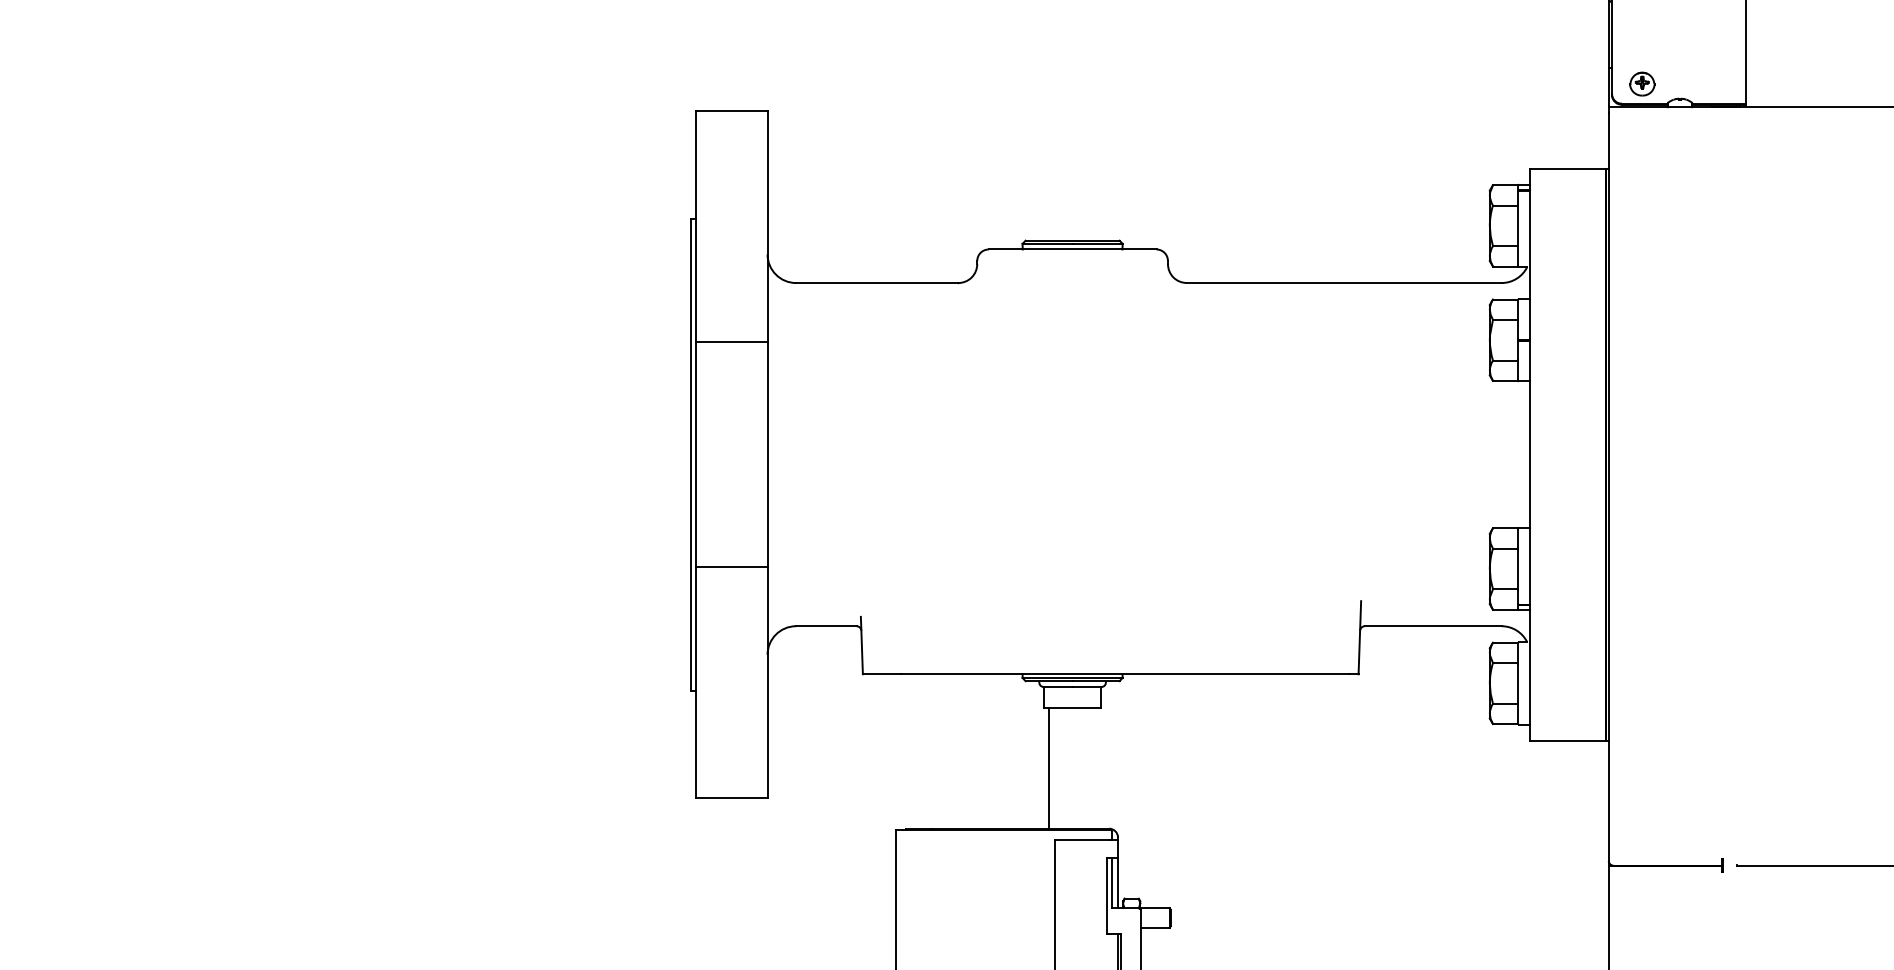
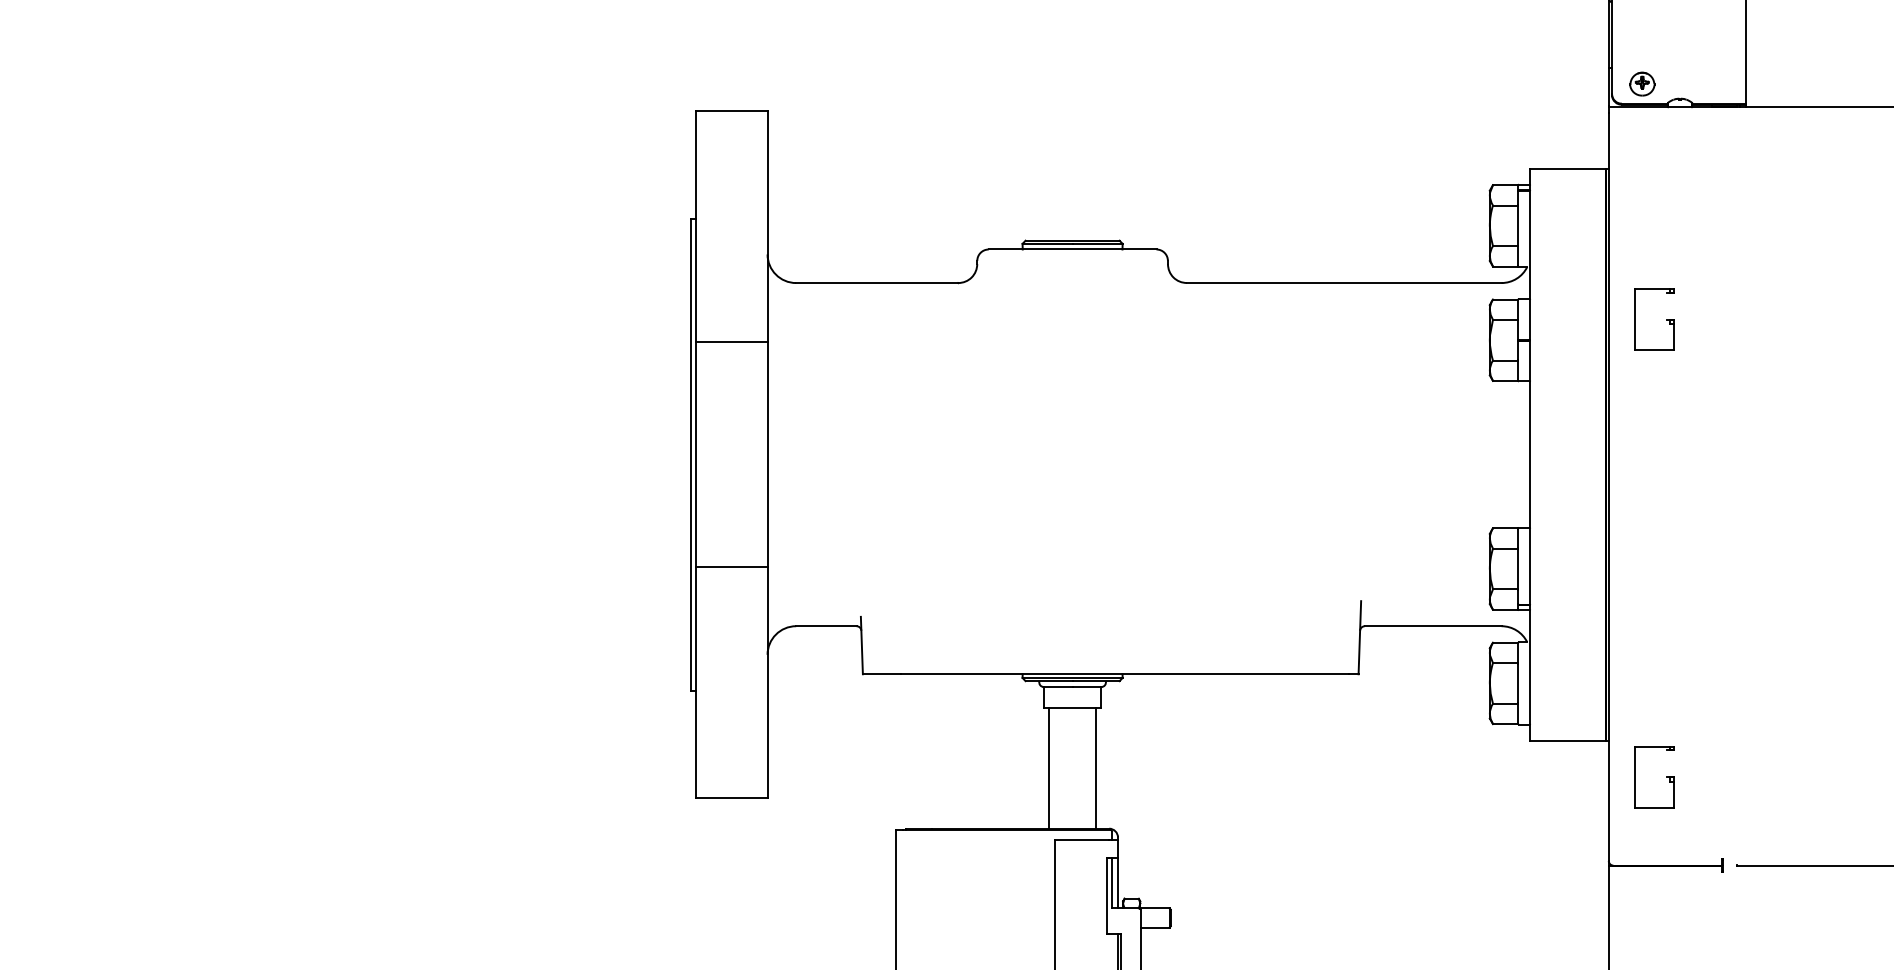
part: none -> present (1666, 319)
line: none -> present (1096, 767)
part: none -> present (1666, 777)
